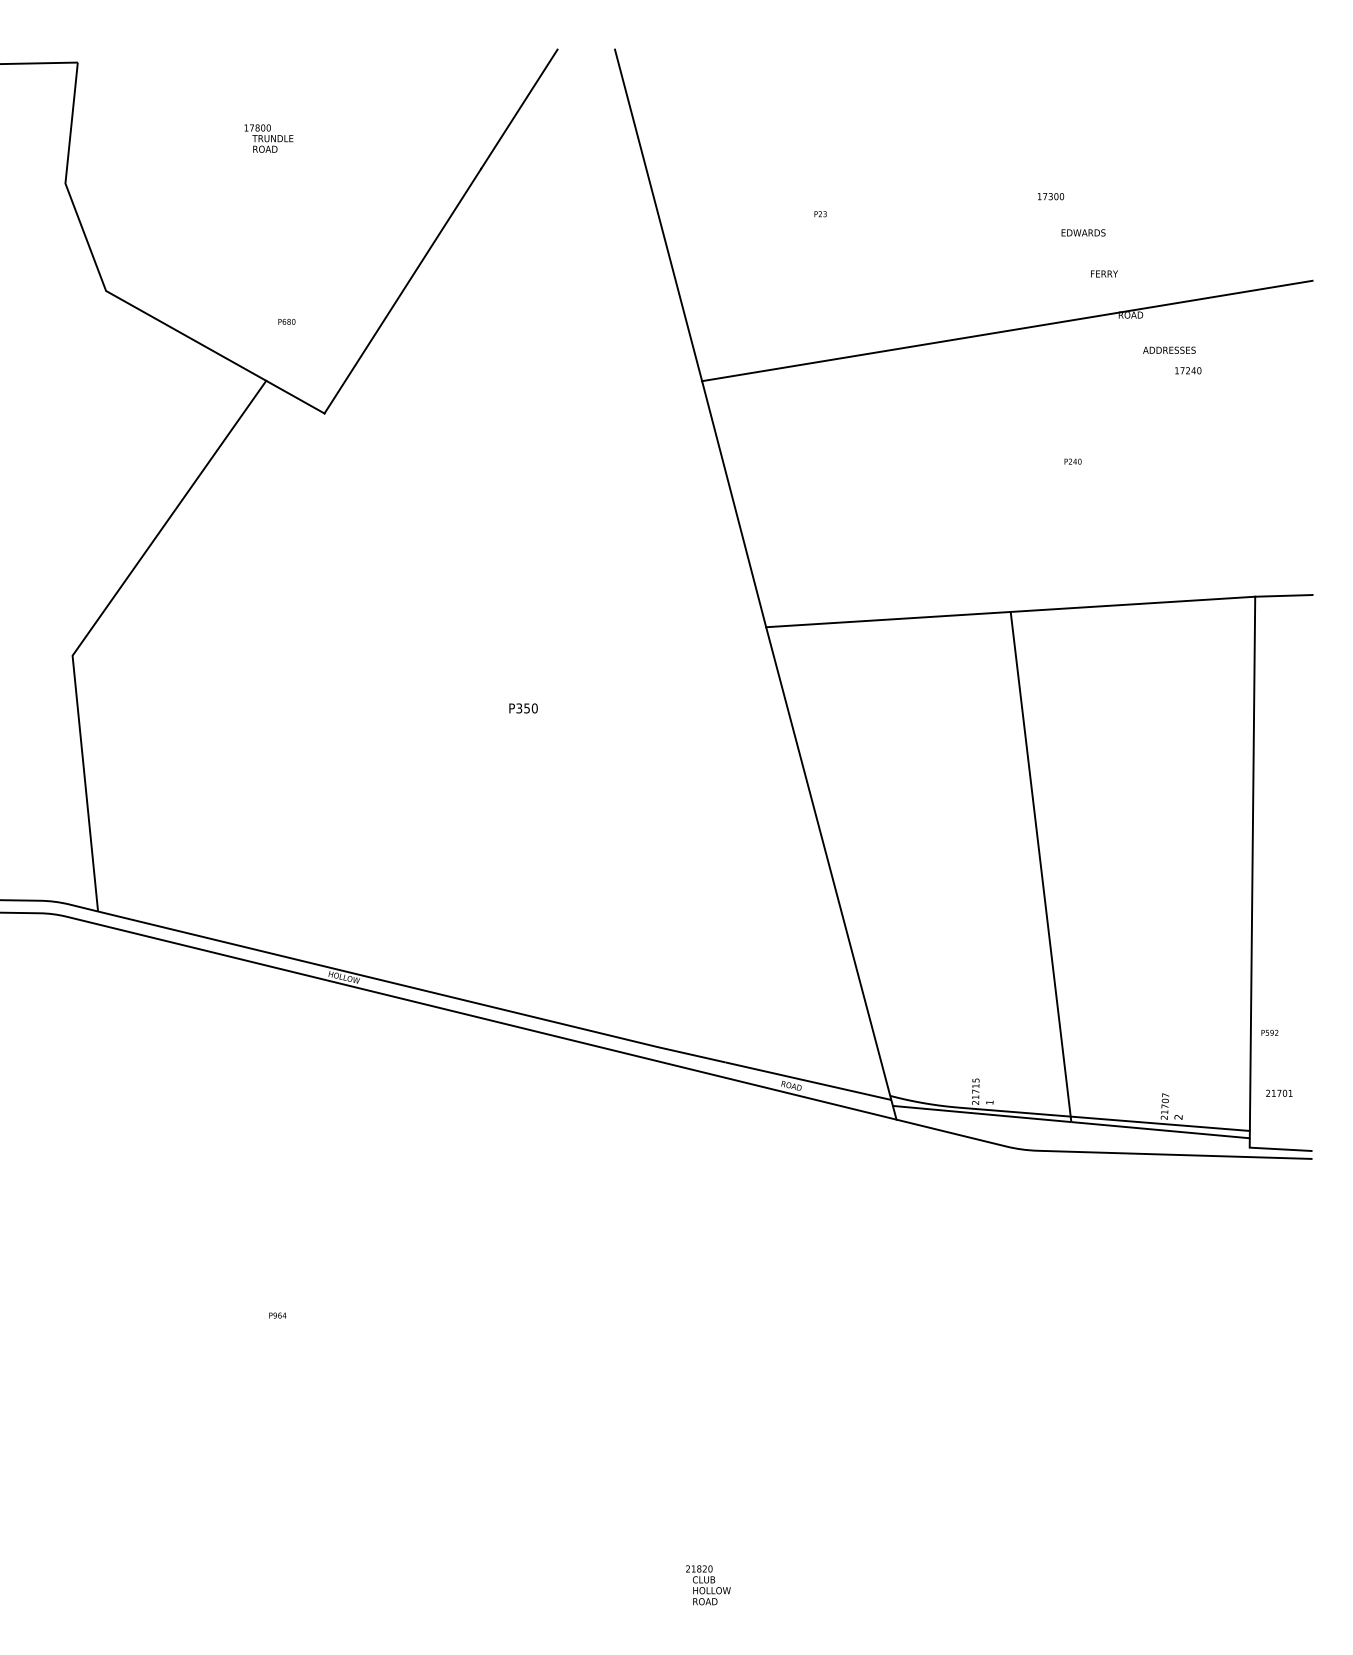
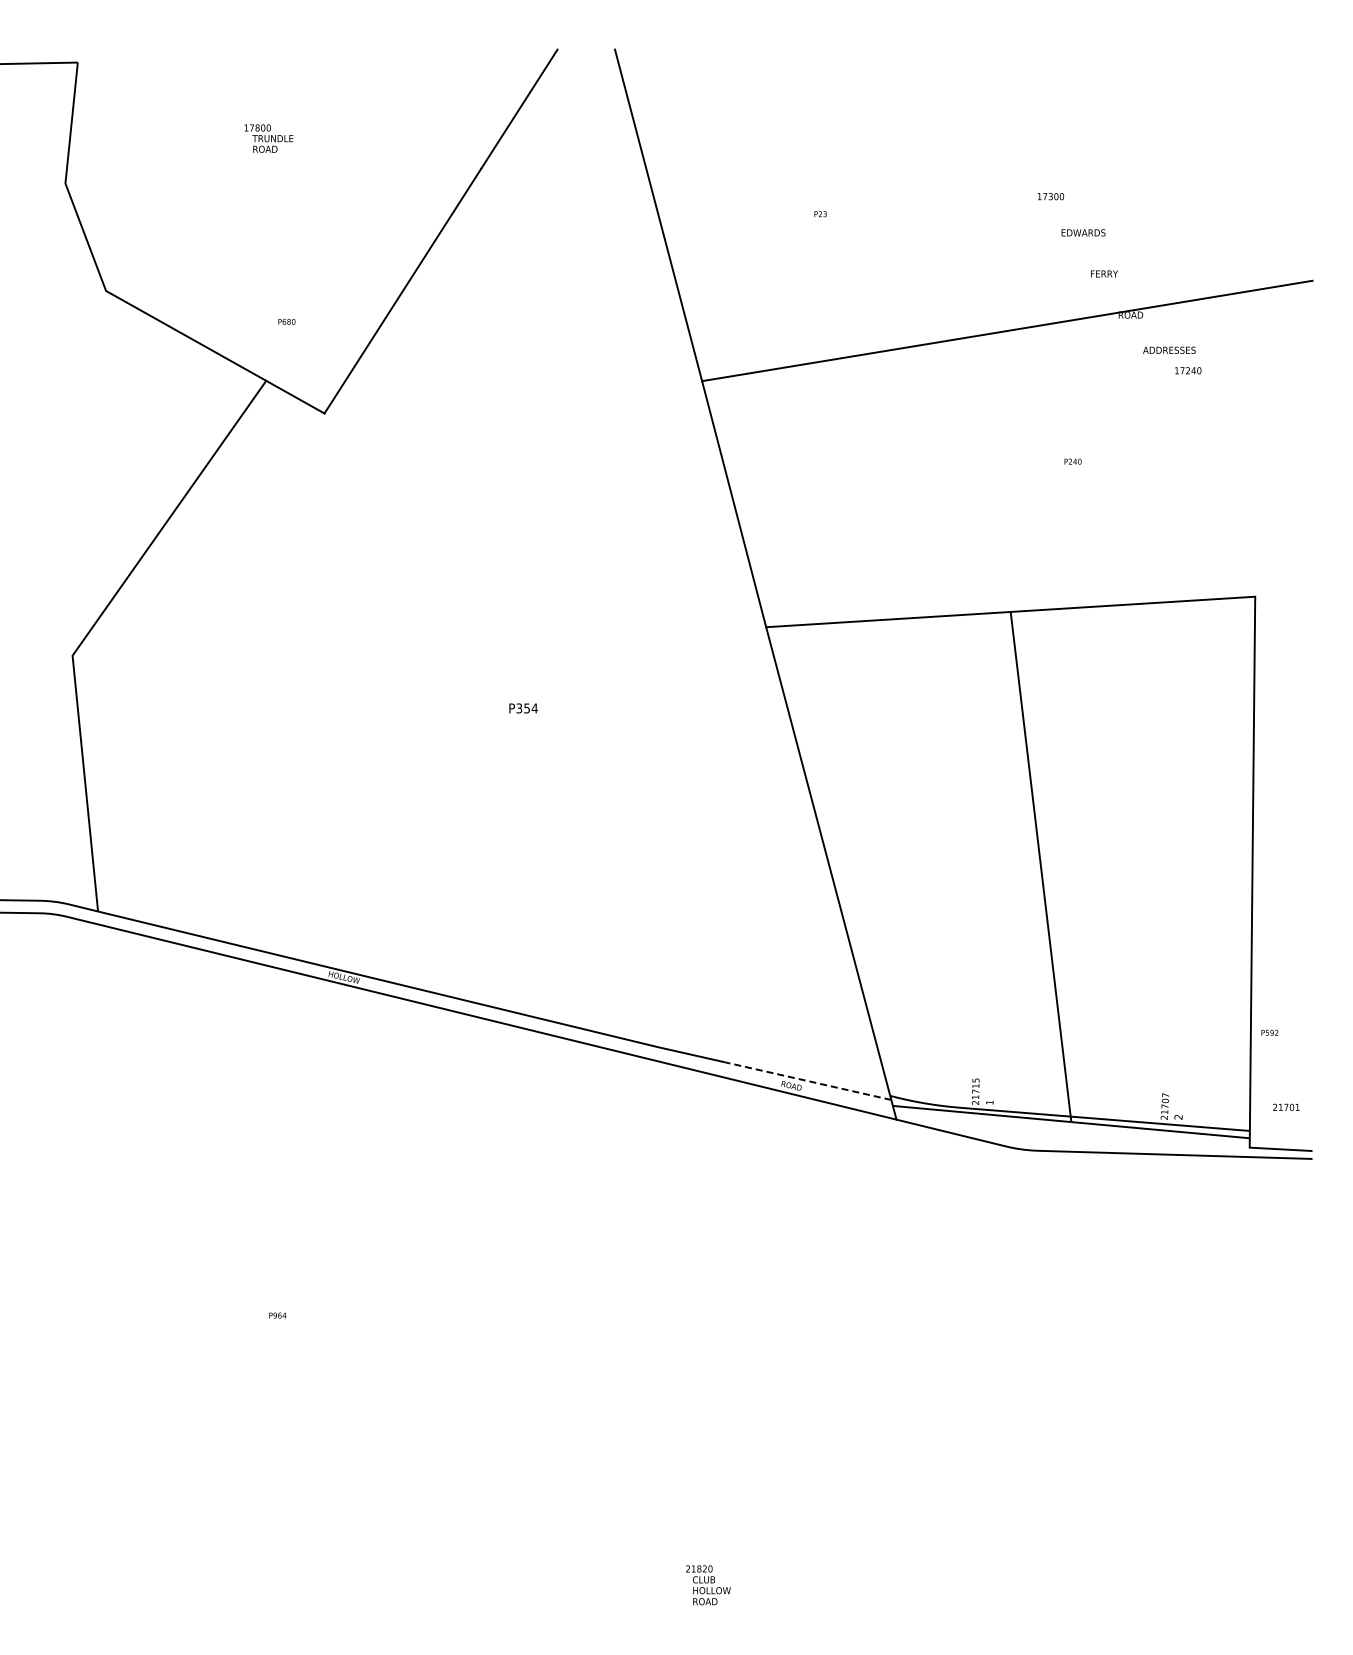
line: present -> none (1283, 595)
text: P350 -> P354 (534, 708)
line: solid -> dashed (809, 1081)
text position: (1279, 1092) -> (1286, 1106) (1286, 1106)
